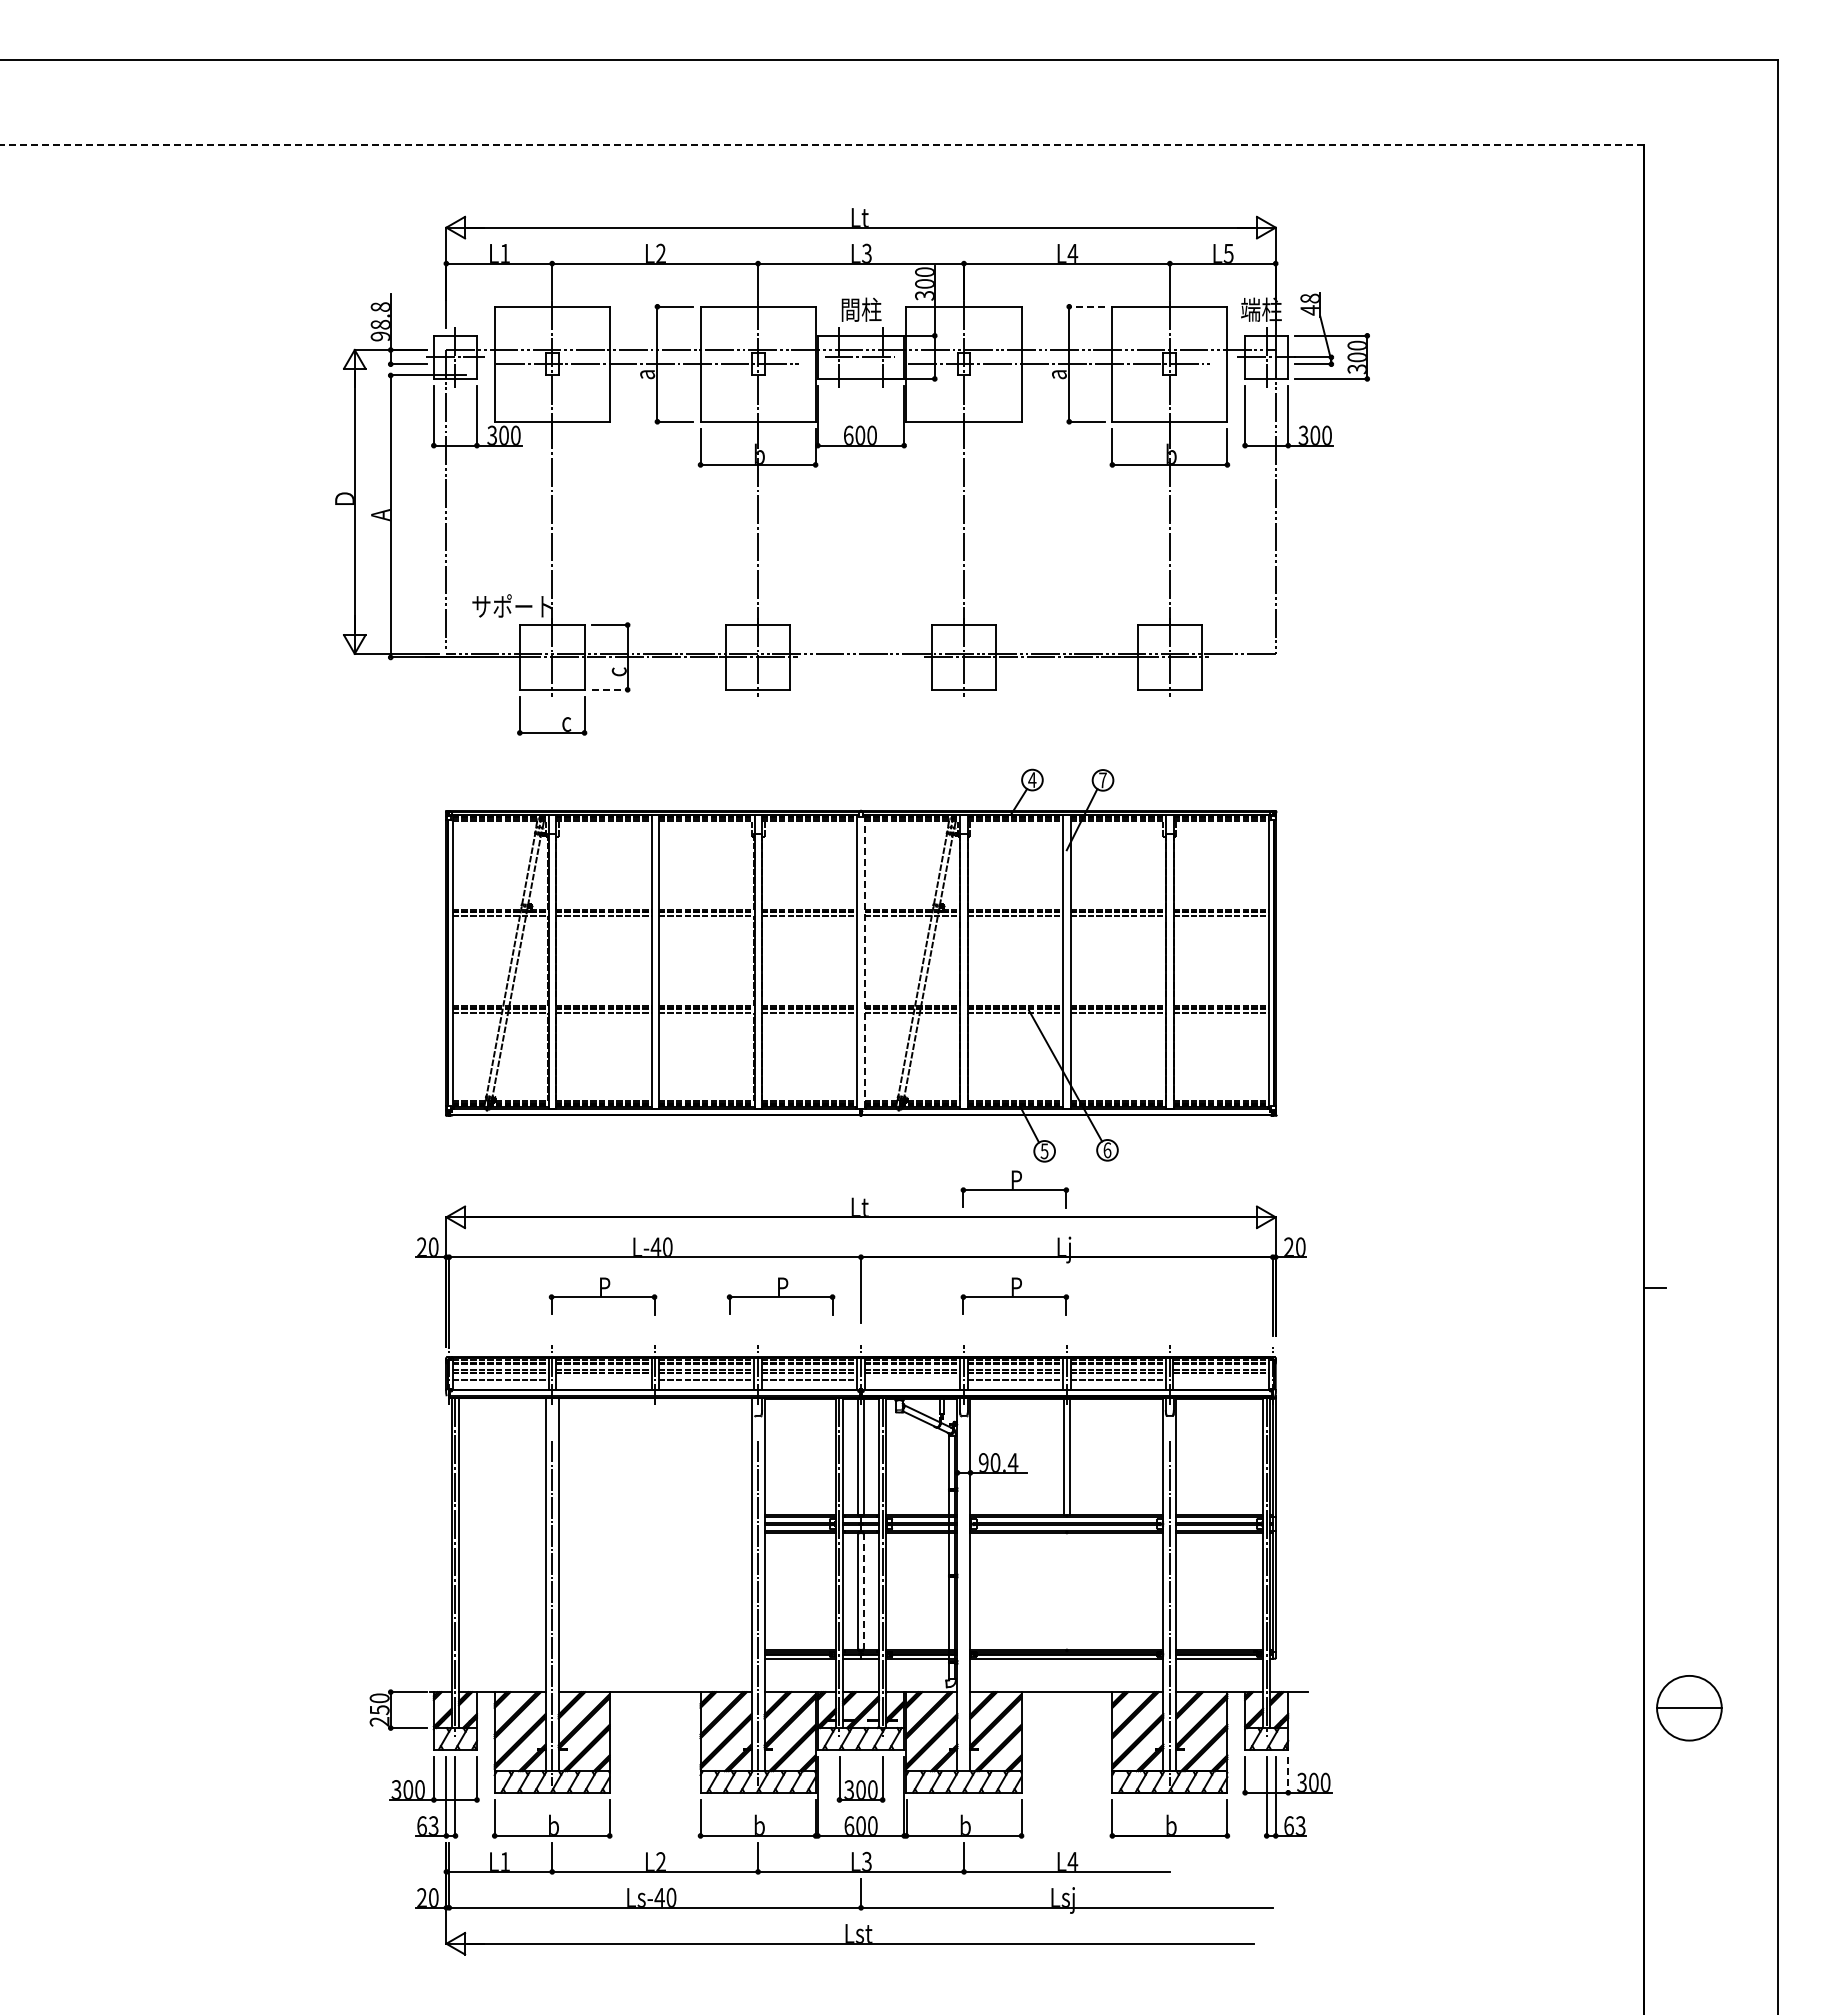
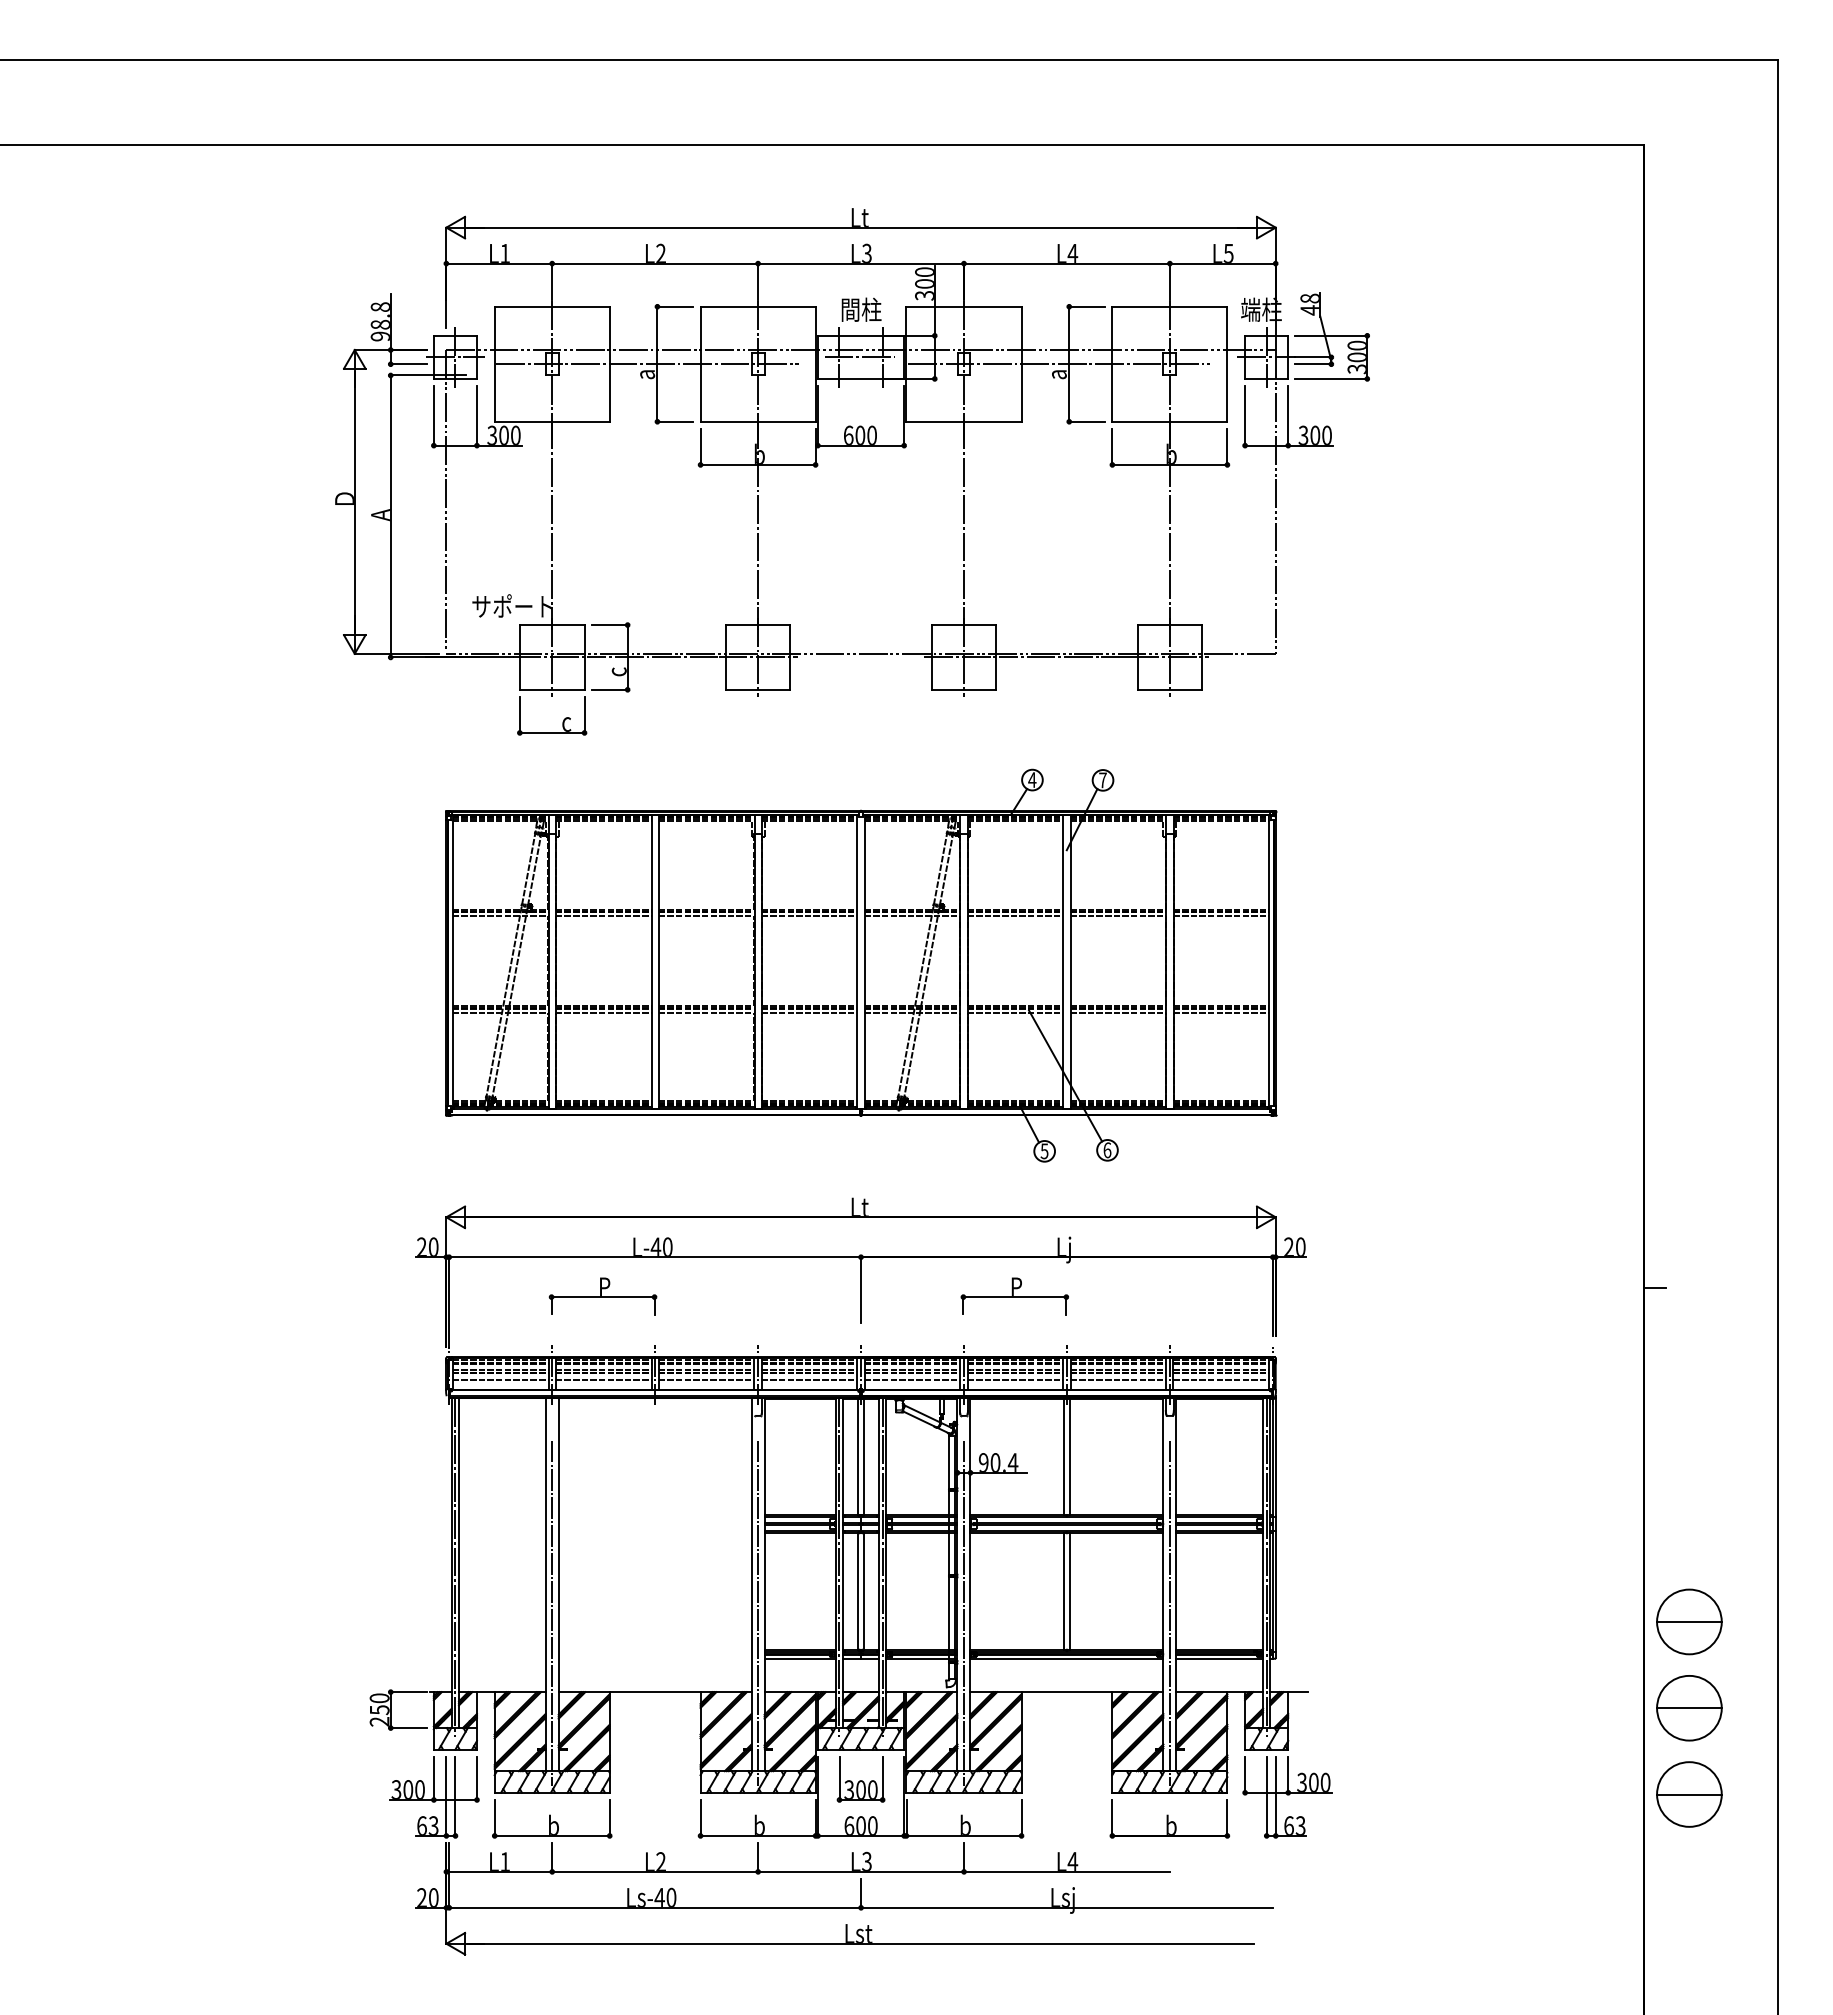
line: dashed -> solid (822, 144)
line: dashed -> solid (1086, 306)
line: dashed -> solid (610, 689)
line: dashed -> solid (864, 962)
part: present -> none (1014, 1189)
part: present -> none (780, 1296)
line: none -> present (603, 1379)
line: none -> present (912, 1379)
line: none -> present (1221, 1379)
line: dashed -> solid (863, 1591)
line: none -> present (1064, 1591)
line: none -> present (1069, 1591)
line: none -> present (963, 1612)
part: none -> present (1689, 1621)
line: dashed -> solid (1288, 1775)
part: none -> present (1689, 1794)
